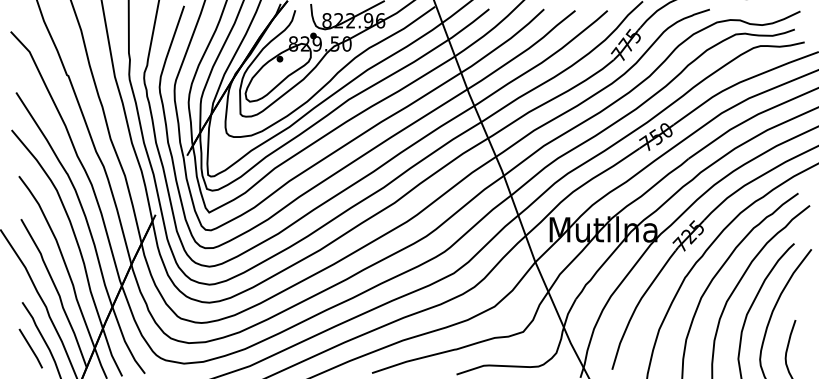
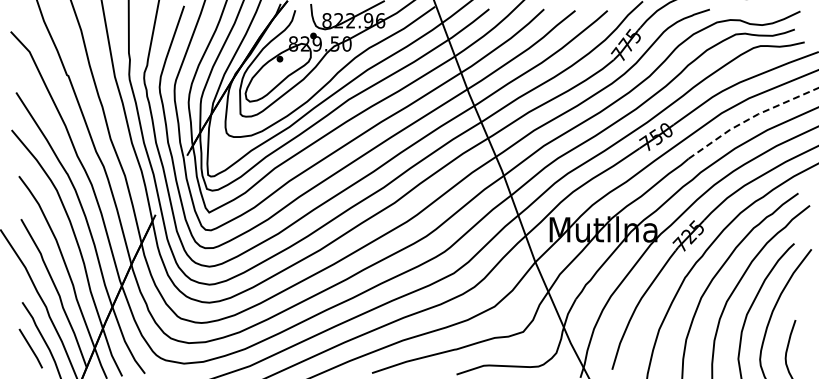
line: solid -> dashed (750, 118)
